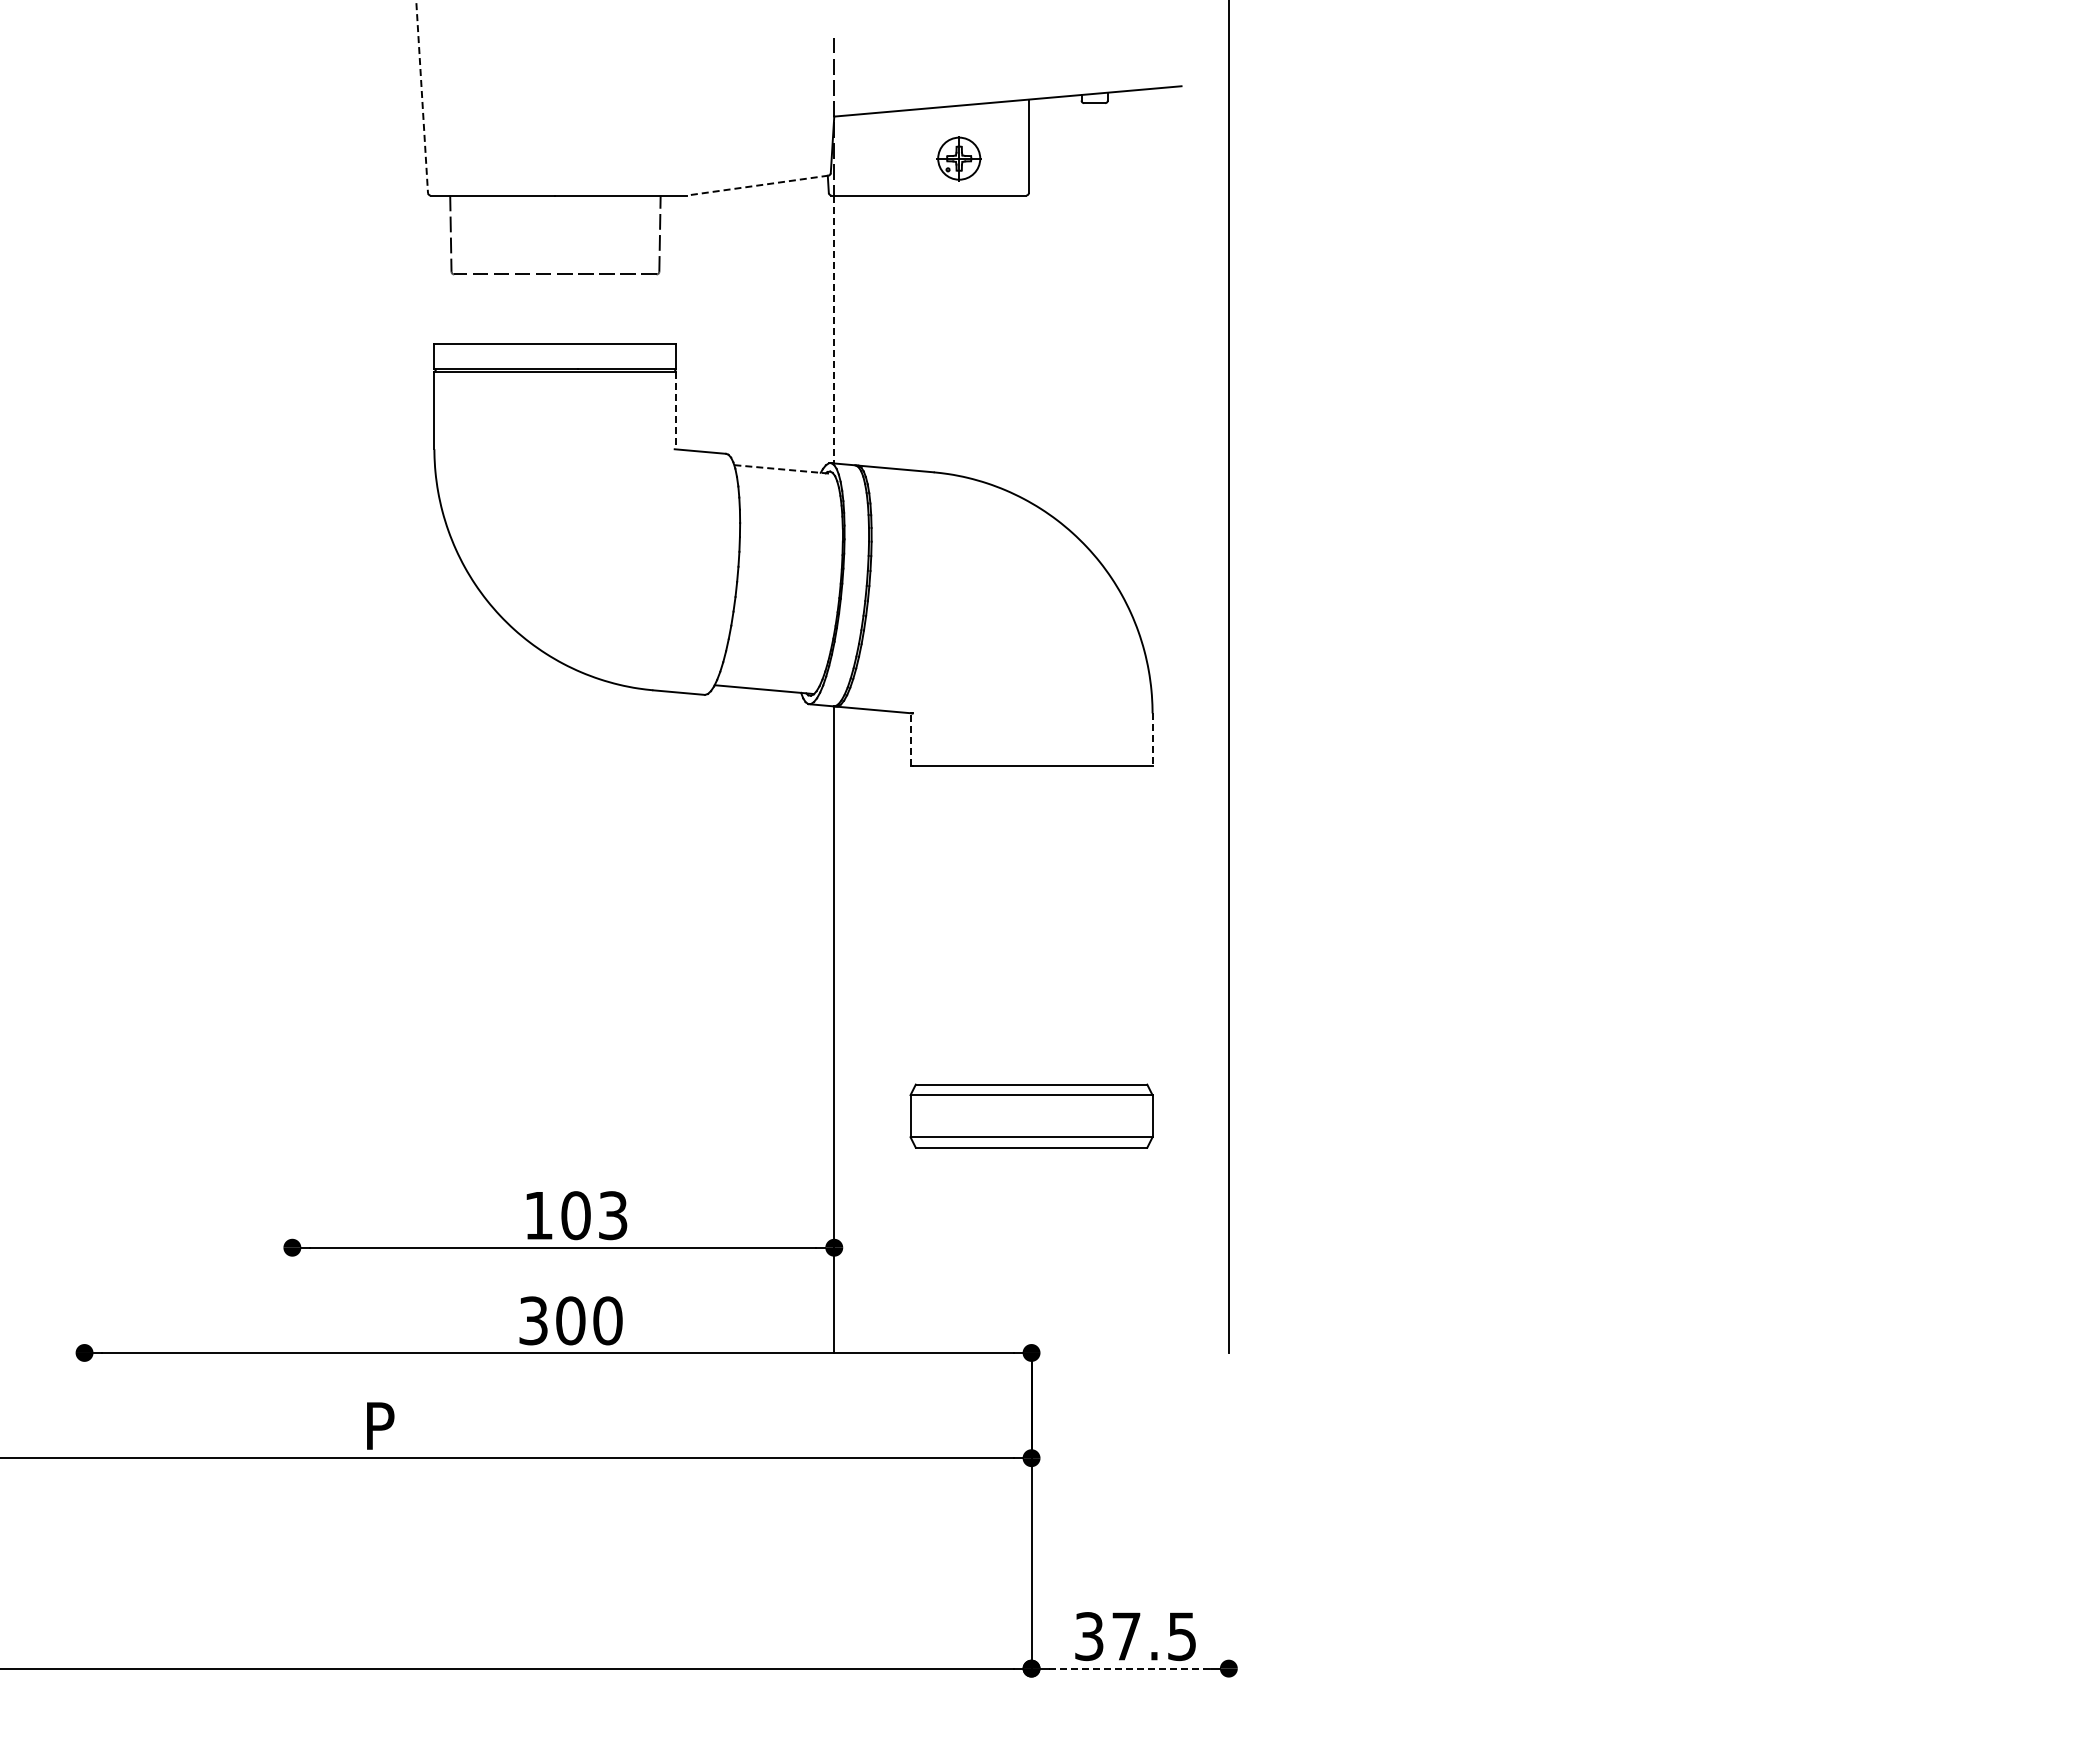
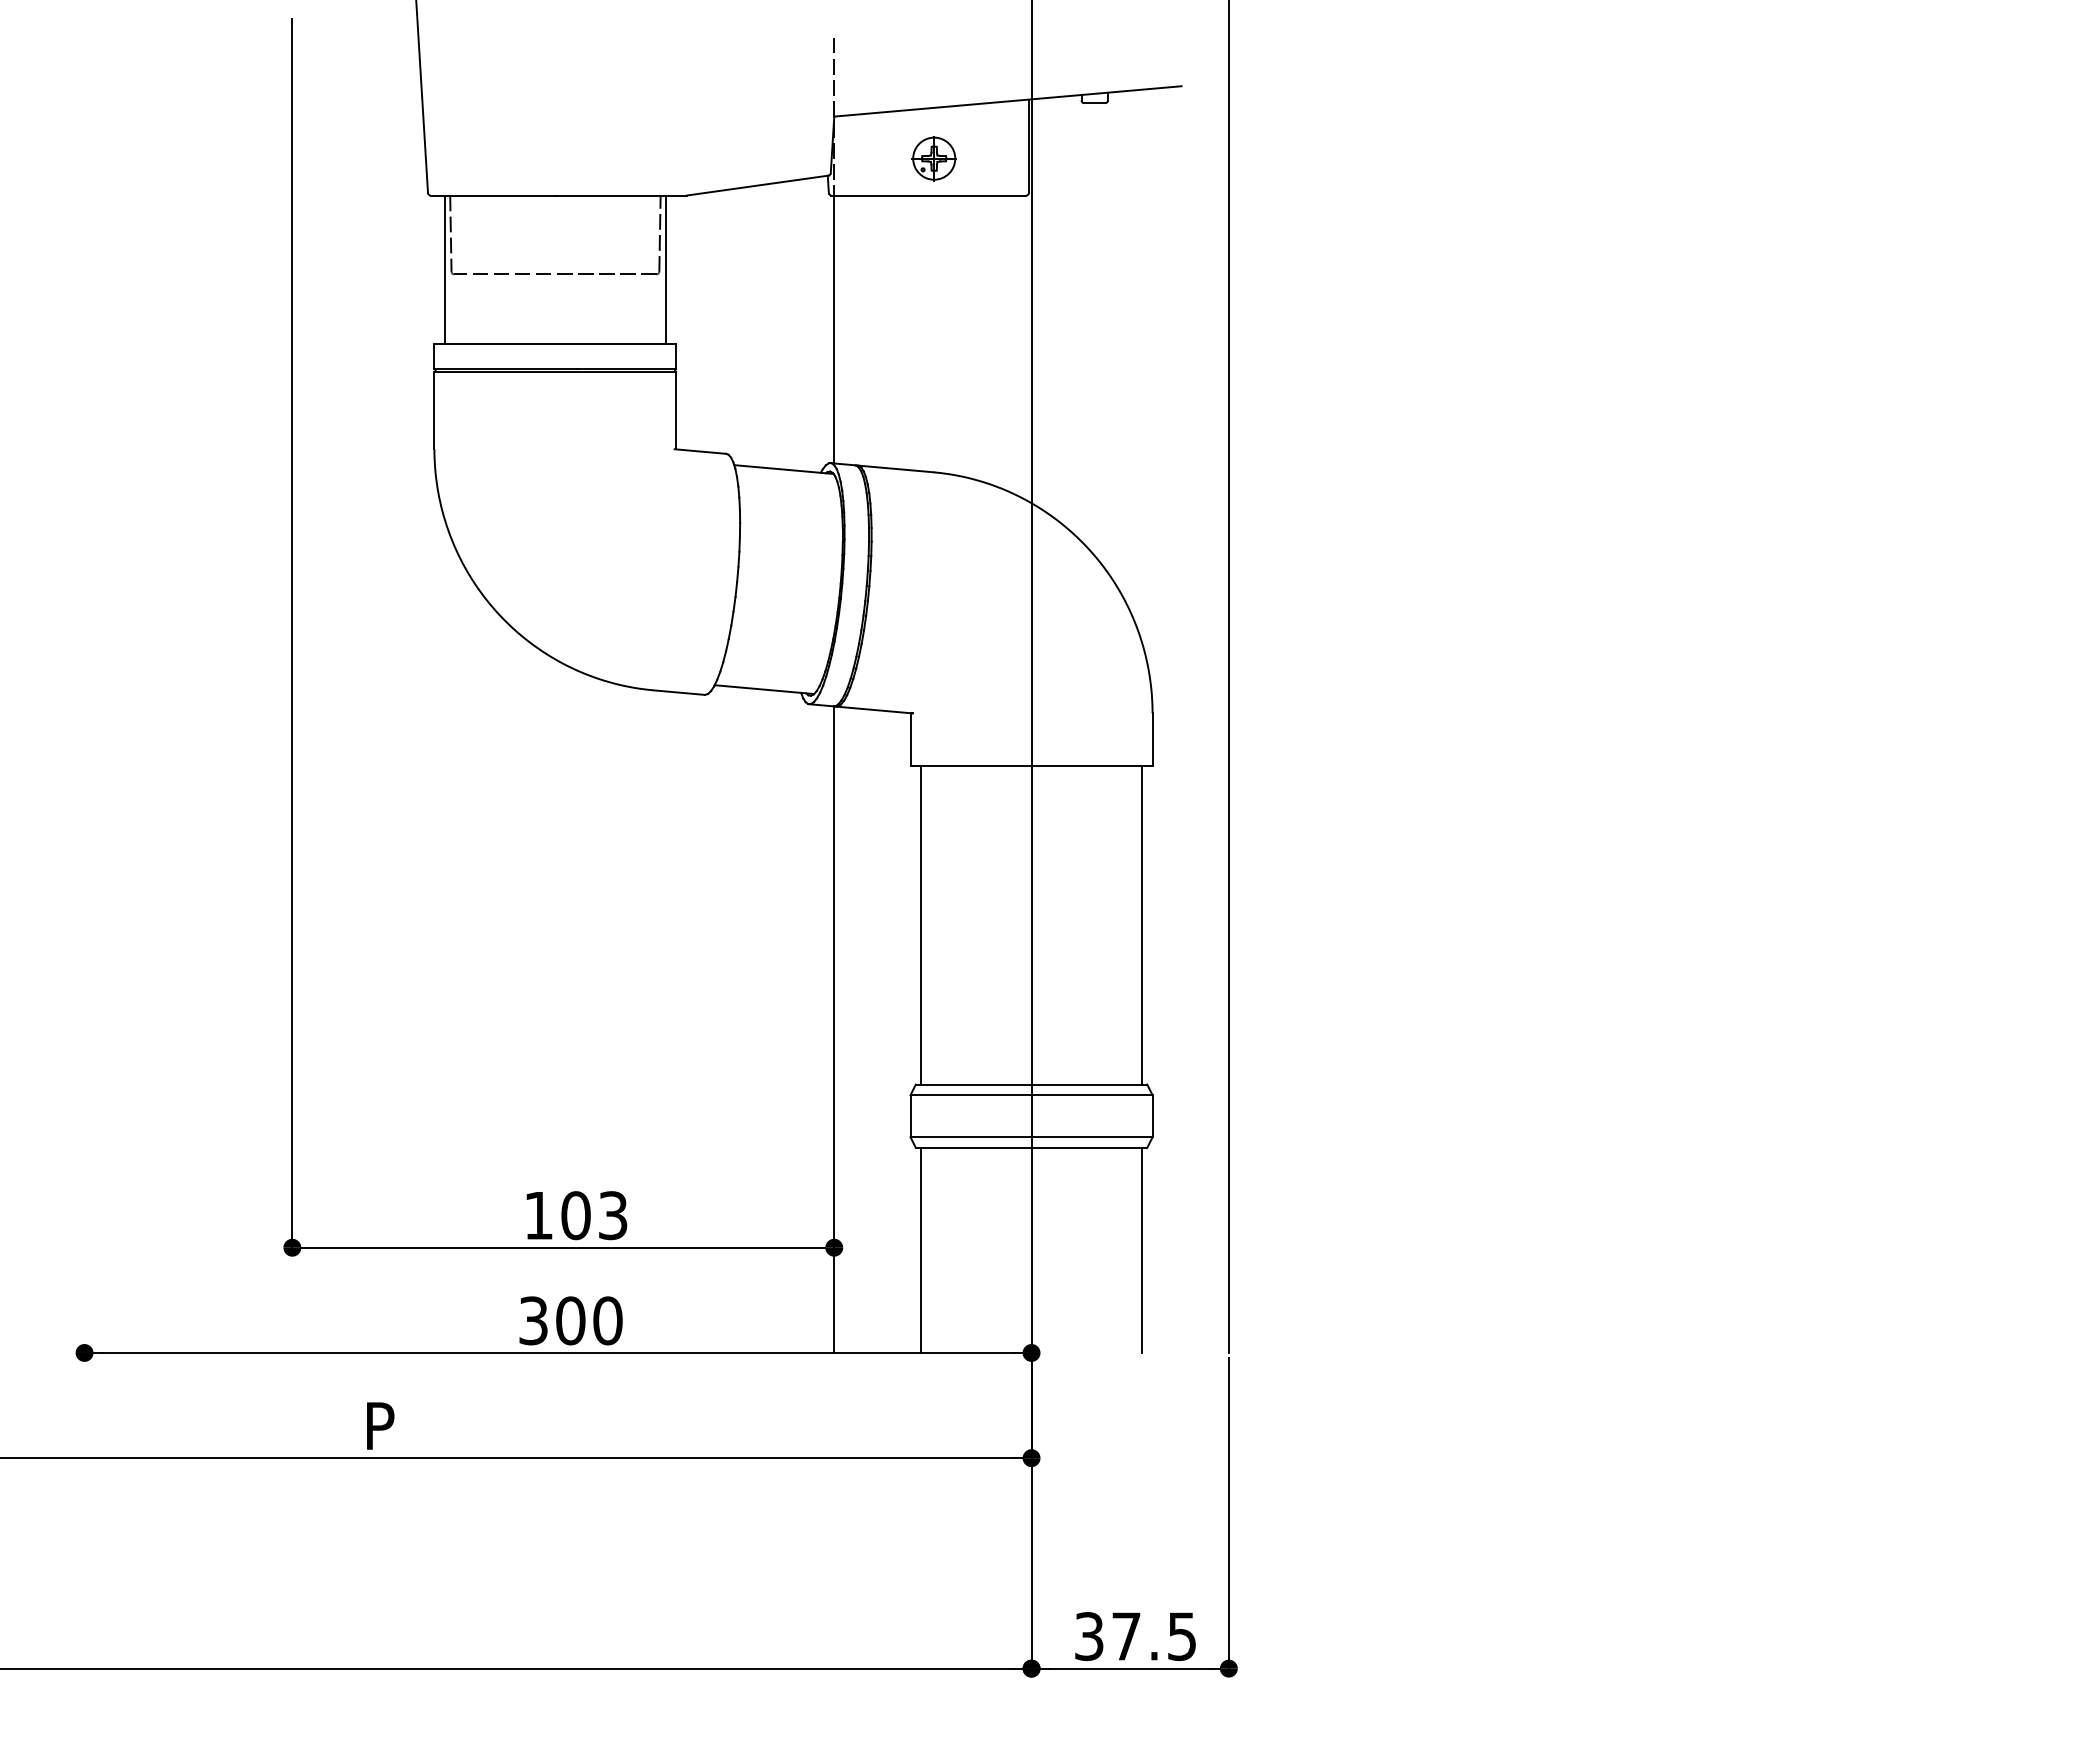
line: dashed -> solid (422, 97)
part position: (958, 158) -> (933, 158) (933, 158)
line: dashed -> solid (757, 185)
line: none -> present (444, 269)
line: none -> present (665, 269)
line: dashed -> solid (834, 329)
line: dashed -> solid (676, 410)
line: dashed -> solid (784, 469)
line: none -> present (292, 636)
line: none -> present (1031, 677)
line: dashed -> solid (910, 739)
line: dashed -> solid (1152, 740)
line: none -> present (921, 925)
line: none -> present (1142, 925)
line: none -> present (921, 1249)
line: none -> present (1142, 1249)
line: none -> present (1228, 1515)
line: dashed -> solid (1130, 1668)
